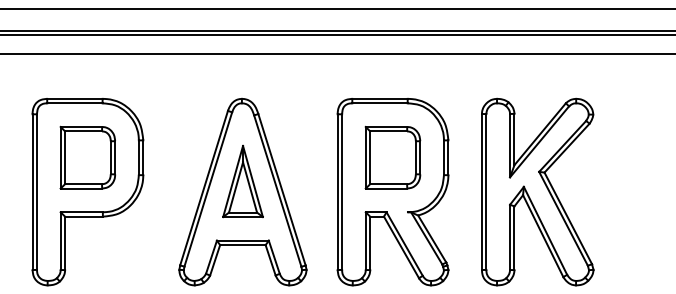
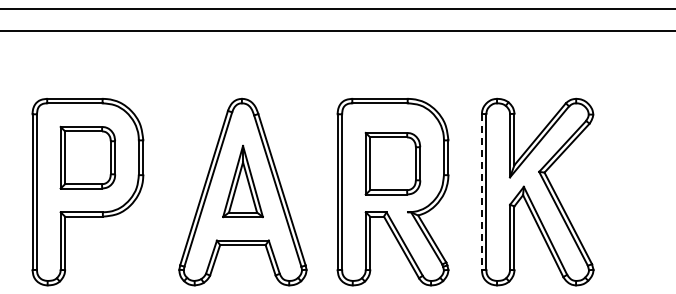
line: present -> none (337, 35)
line: present -> none (337, 53)
part position: (392, 157) -> (392, 163) (392, 163)
line: solid -> dashed (481, 192)
